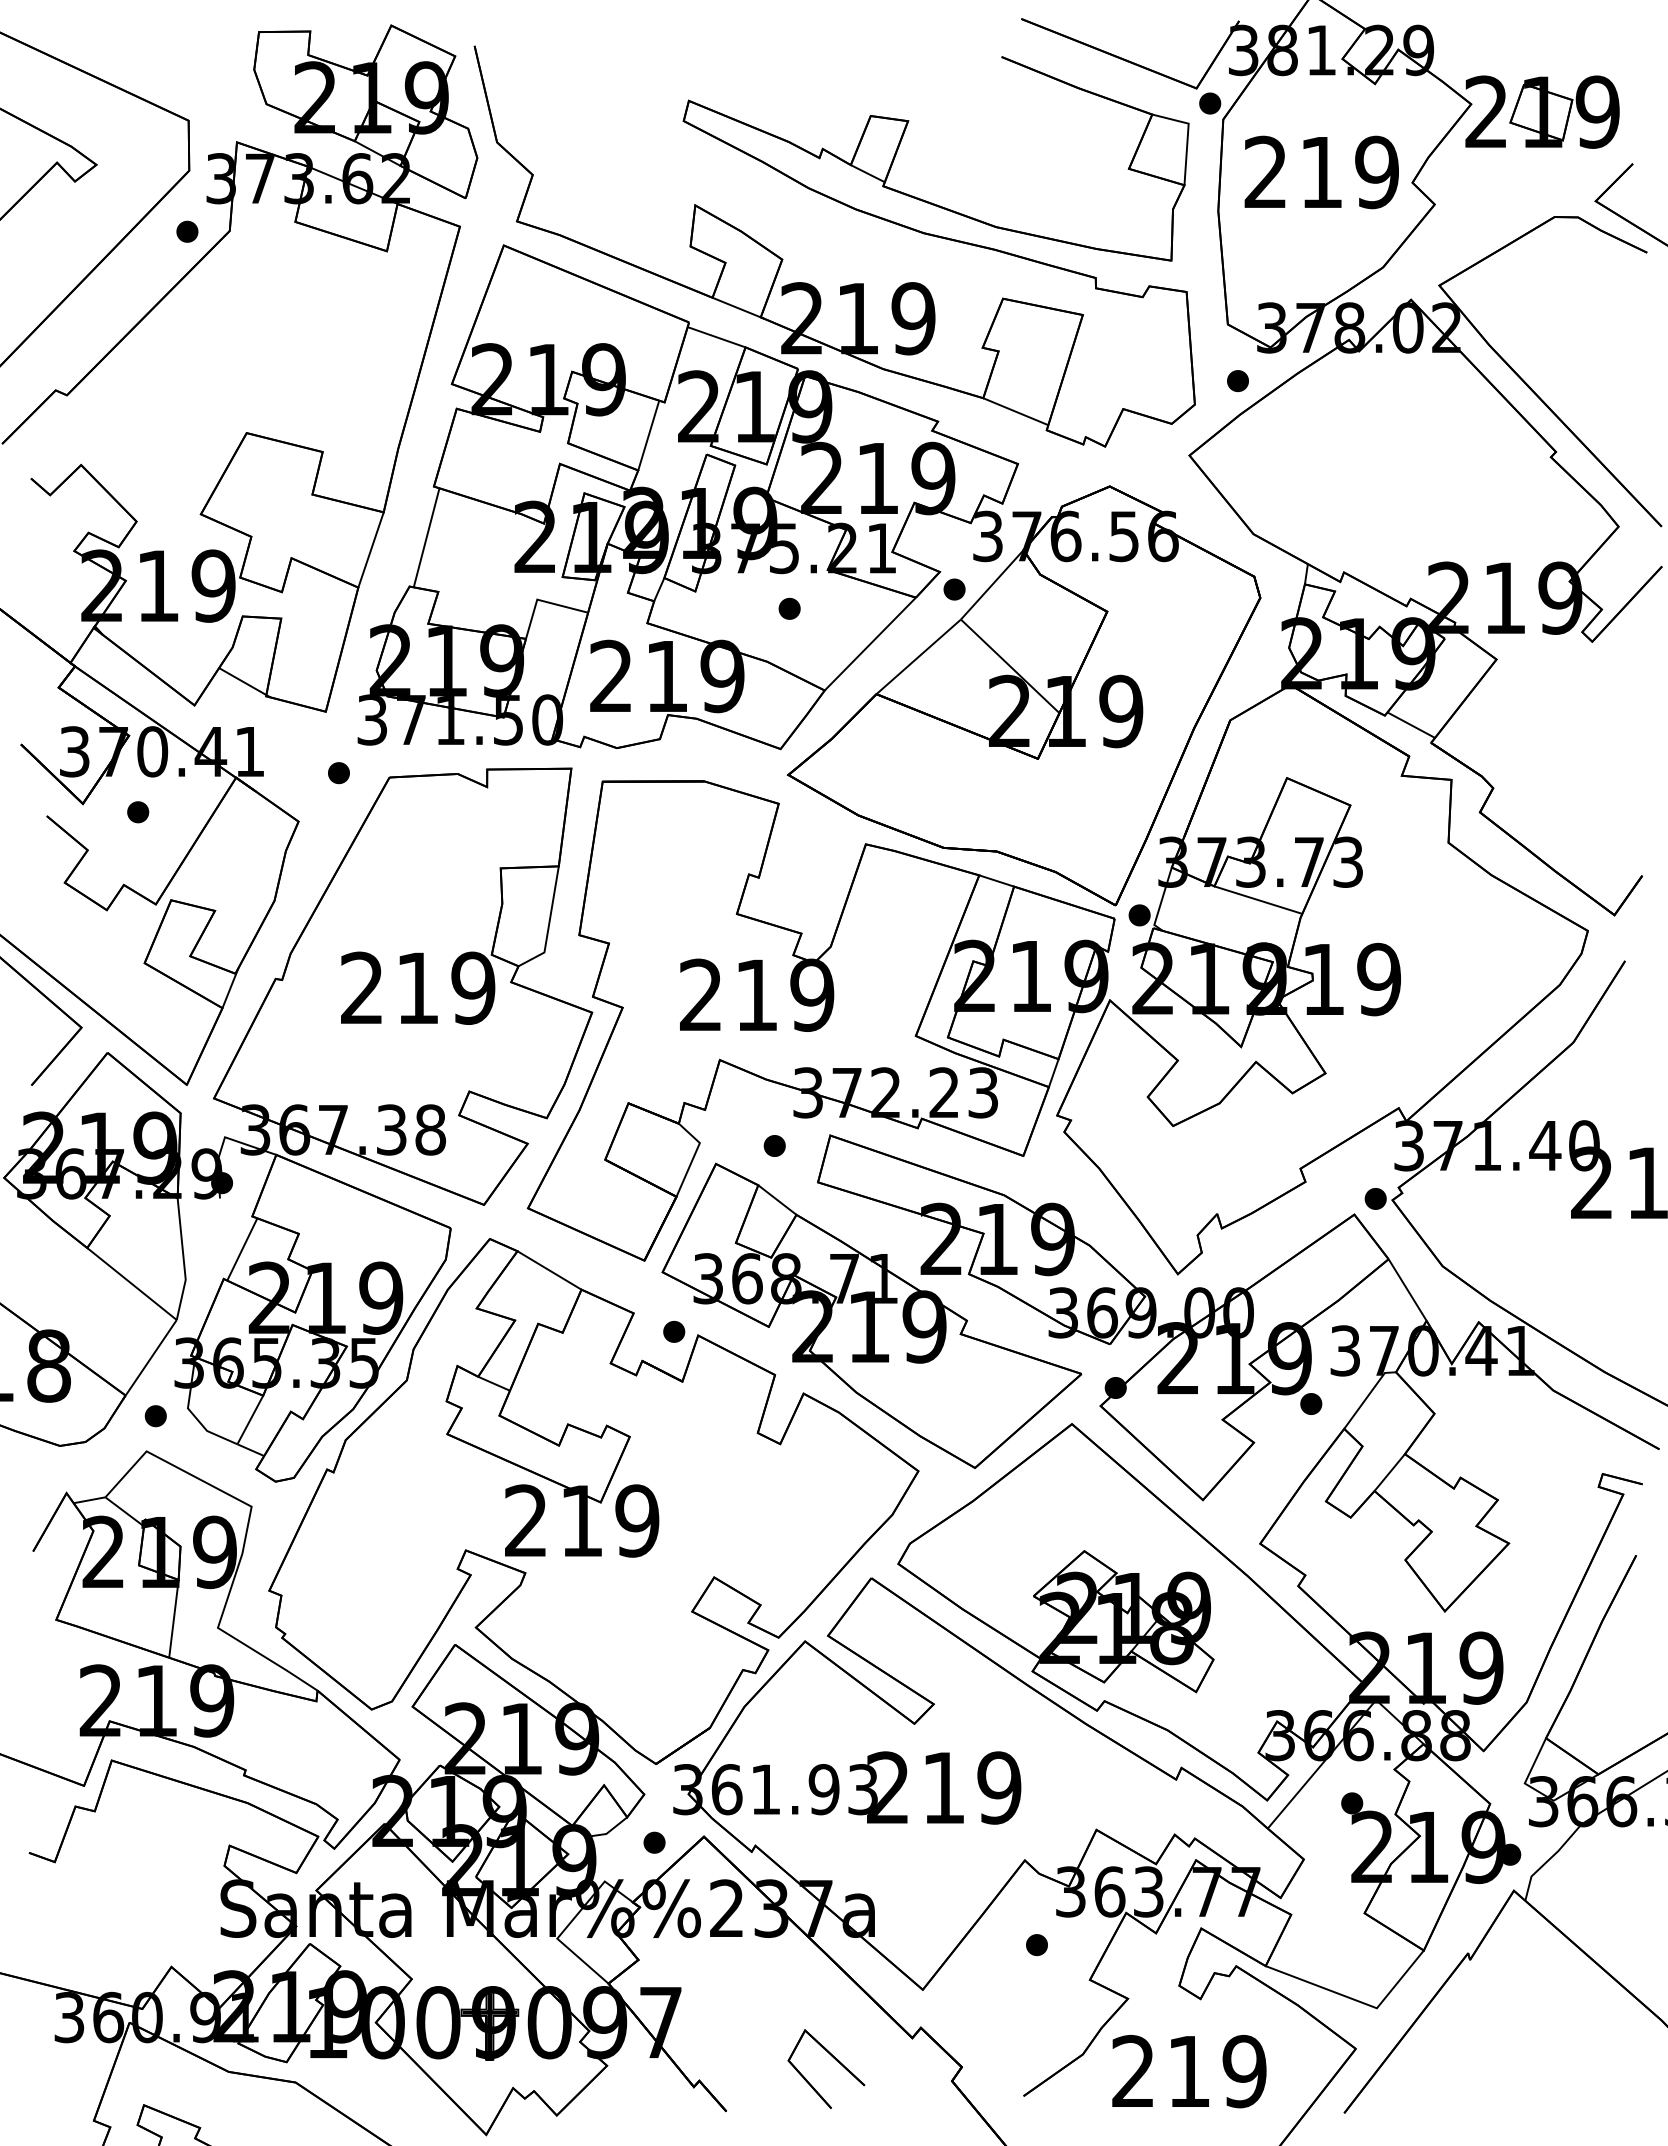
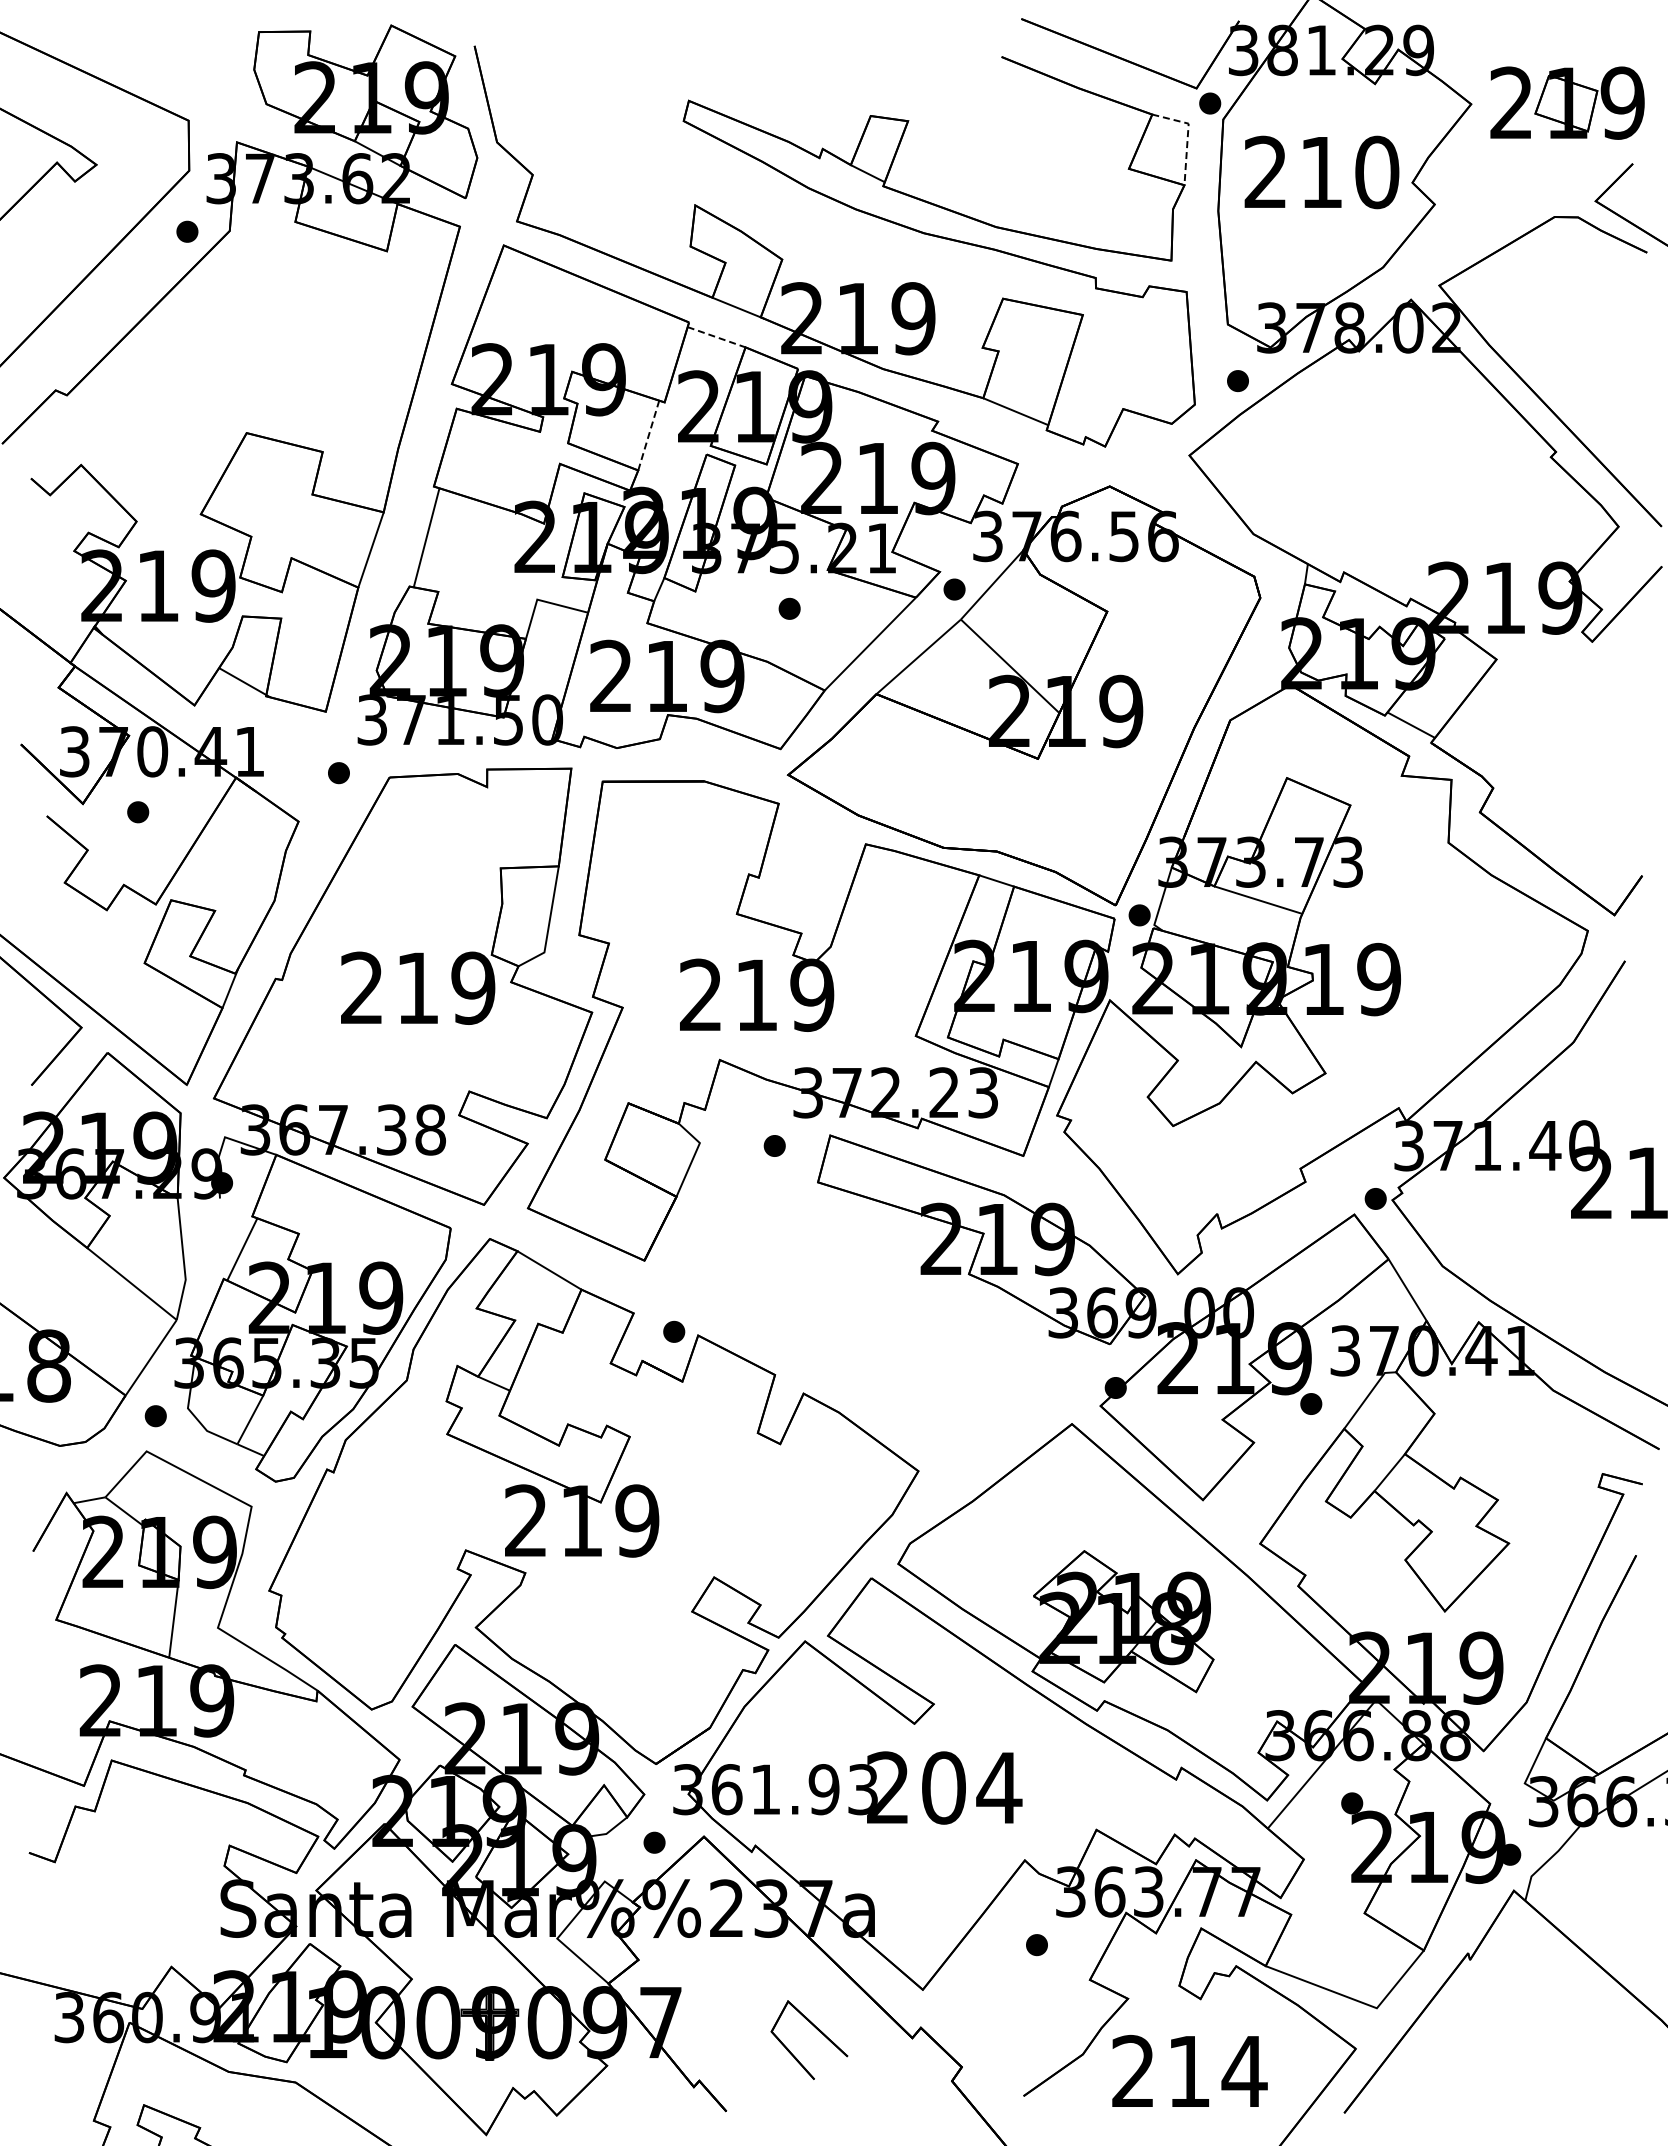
part position: (1542, 111) -> (1567, 102) (1567, 102)
line: solid -> dashed (1187, 135)
text: 219 -> 210 (1377, 172)
line: solid -> dashed (716, 337)
line: solid -> dashed (648, 435)
part: present -> none (871, 1315)
text: 219 -> 204 (972, 1787)
part position: (834, 2059) -> (817, 2030) (817, 2030)
text: 219 -> 214 (1244, 2071)
